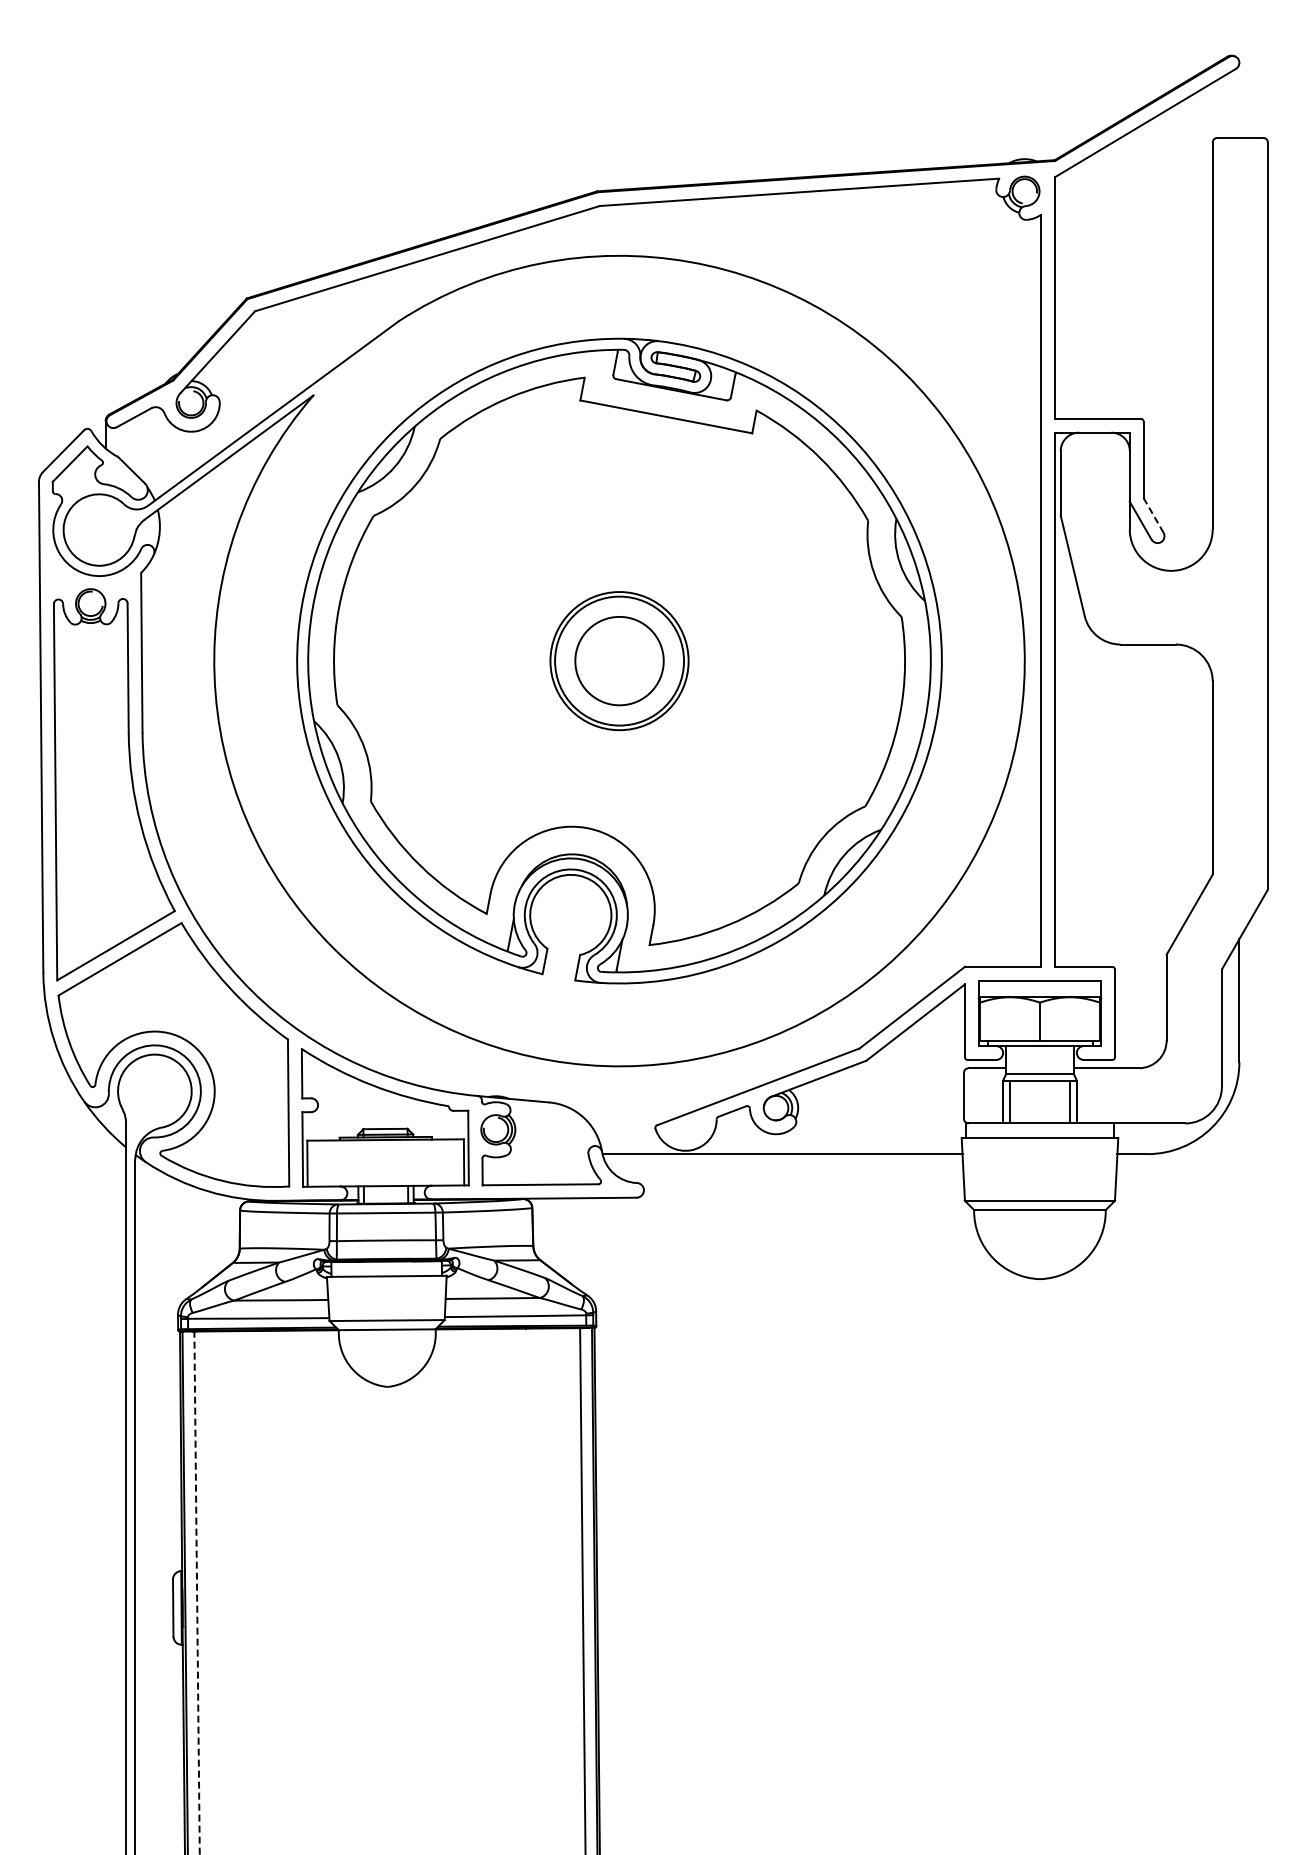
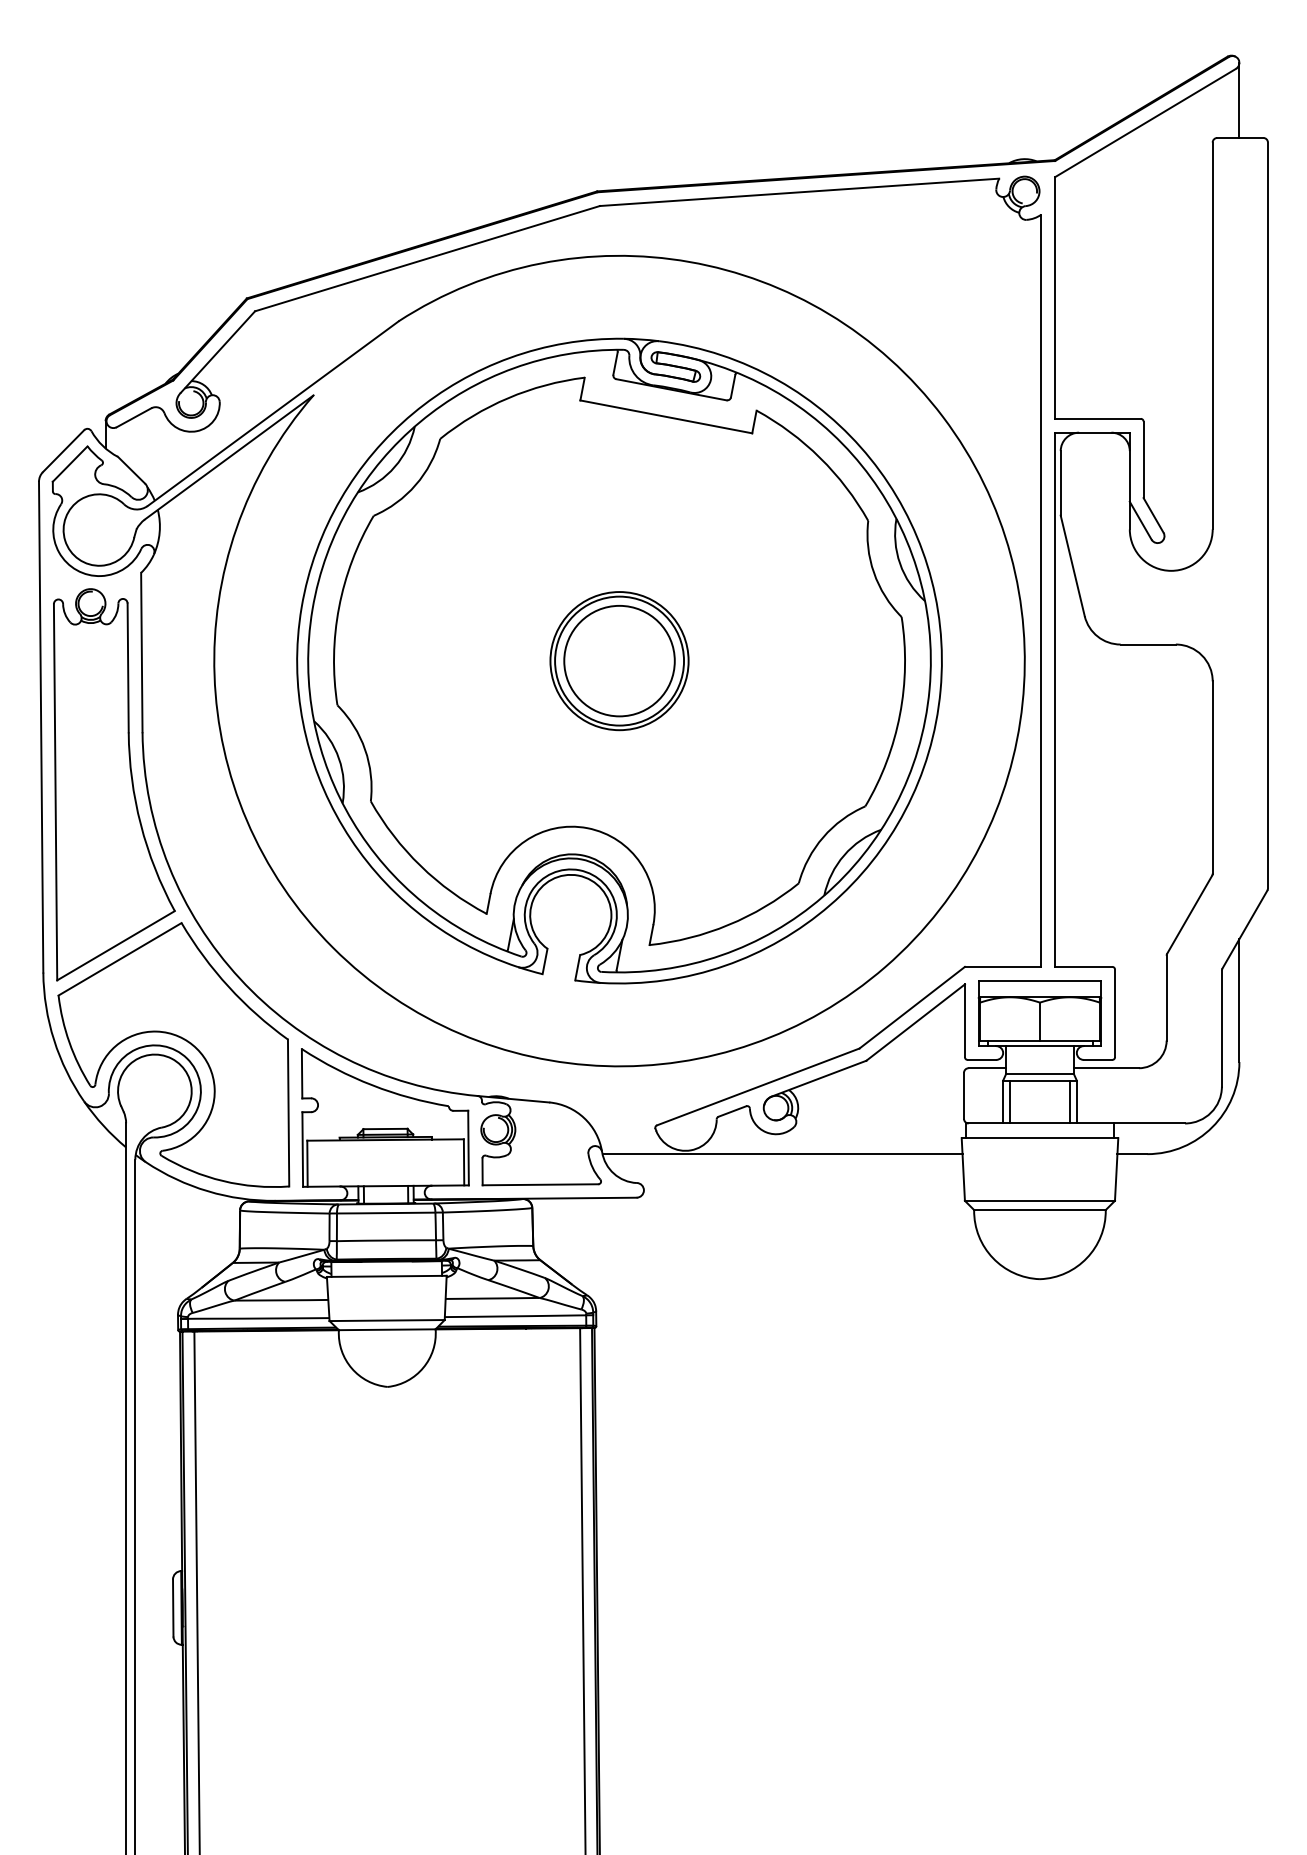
line: none -> present (1239, 100)
line: dashed -> solid (1153, 515)
circle diameter: 88 px -> 111 px (619, 660)
line: dashed -> solid (197, 1592)
